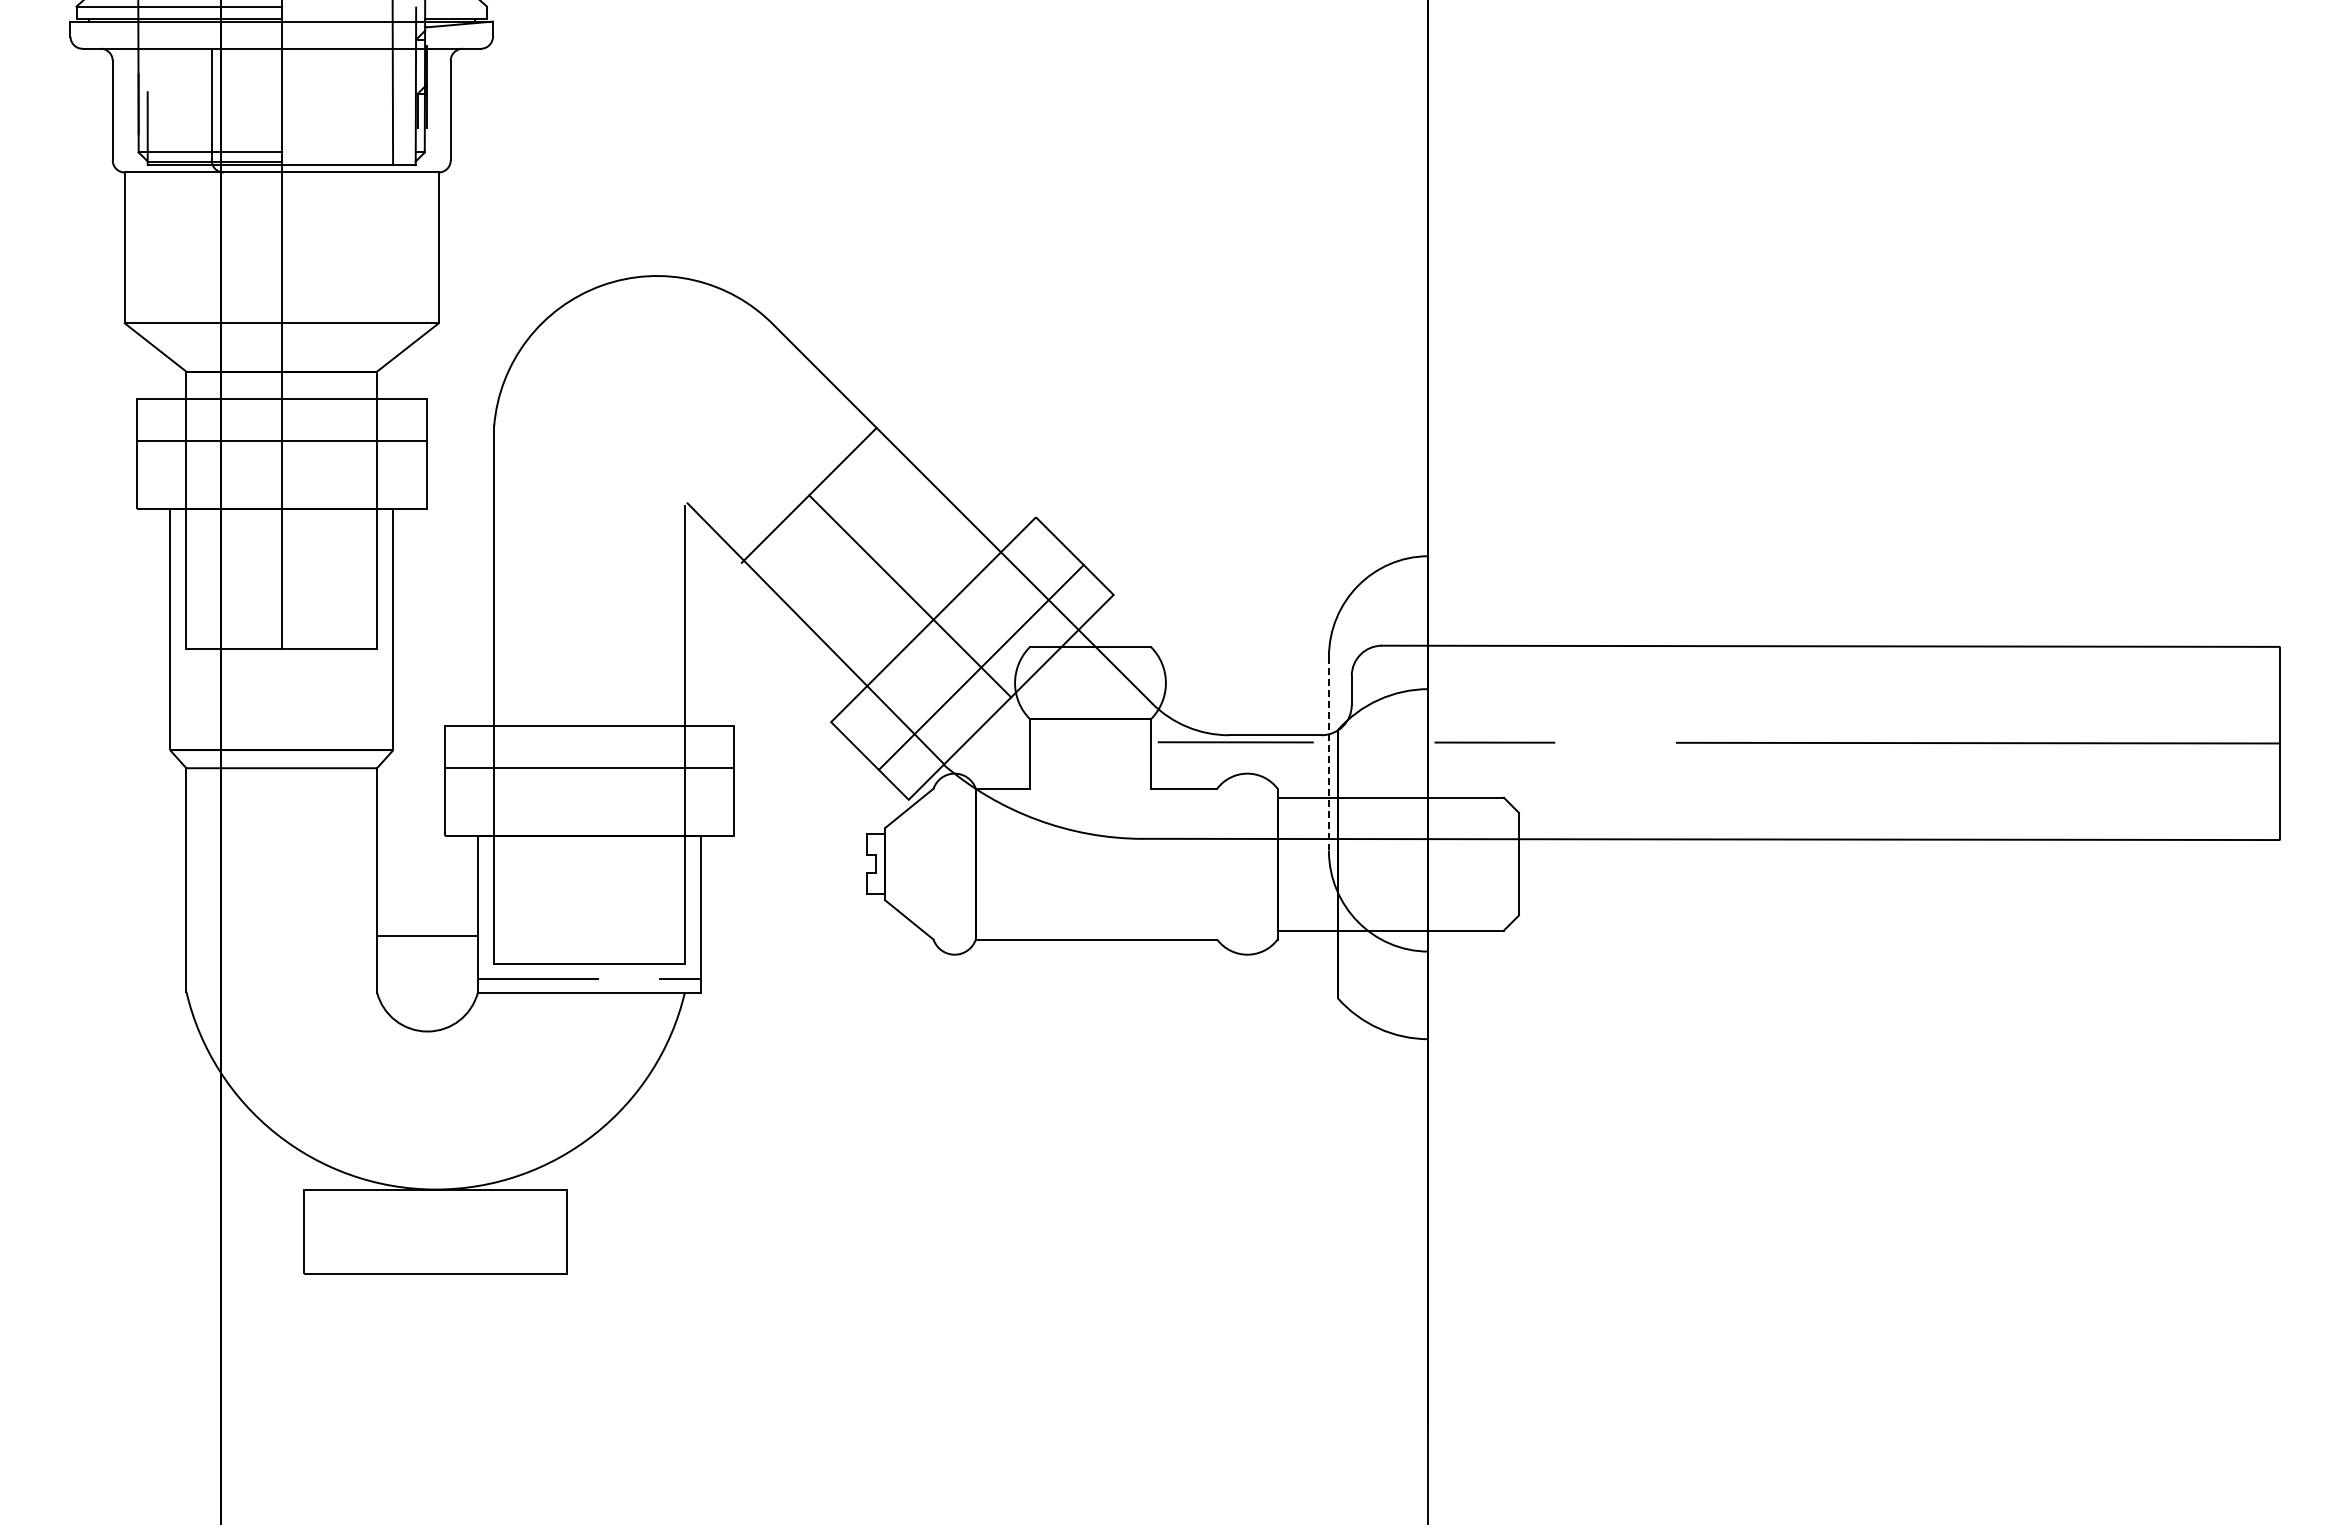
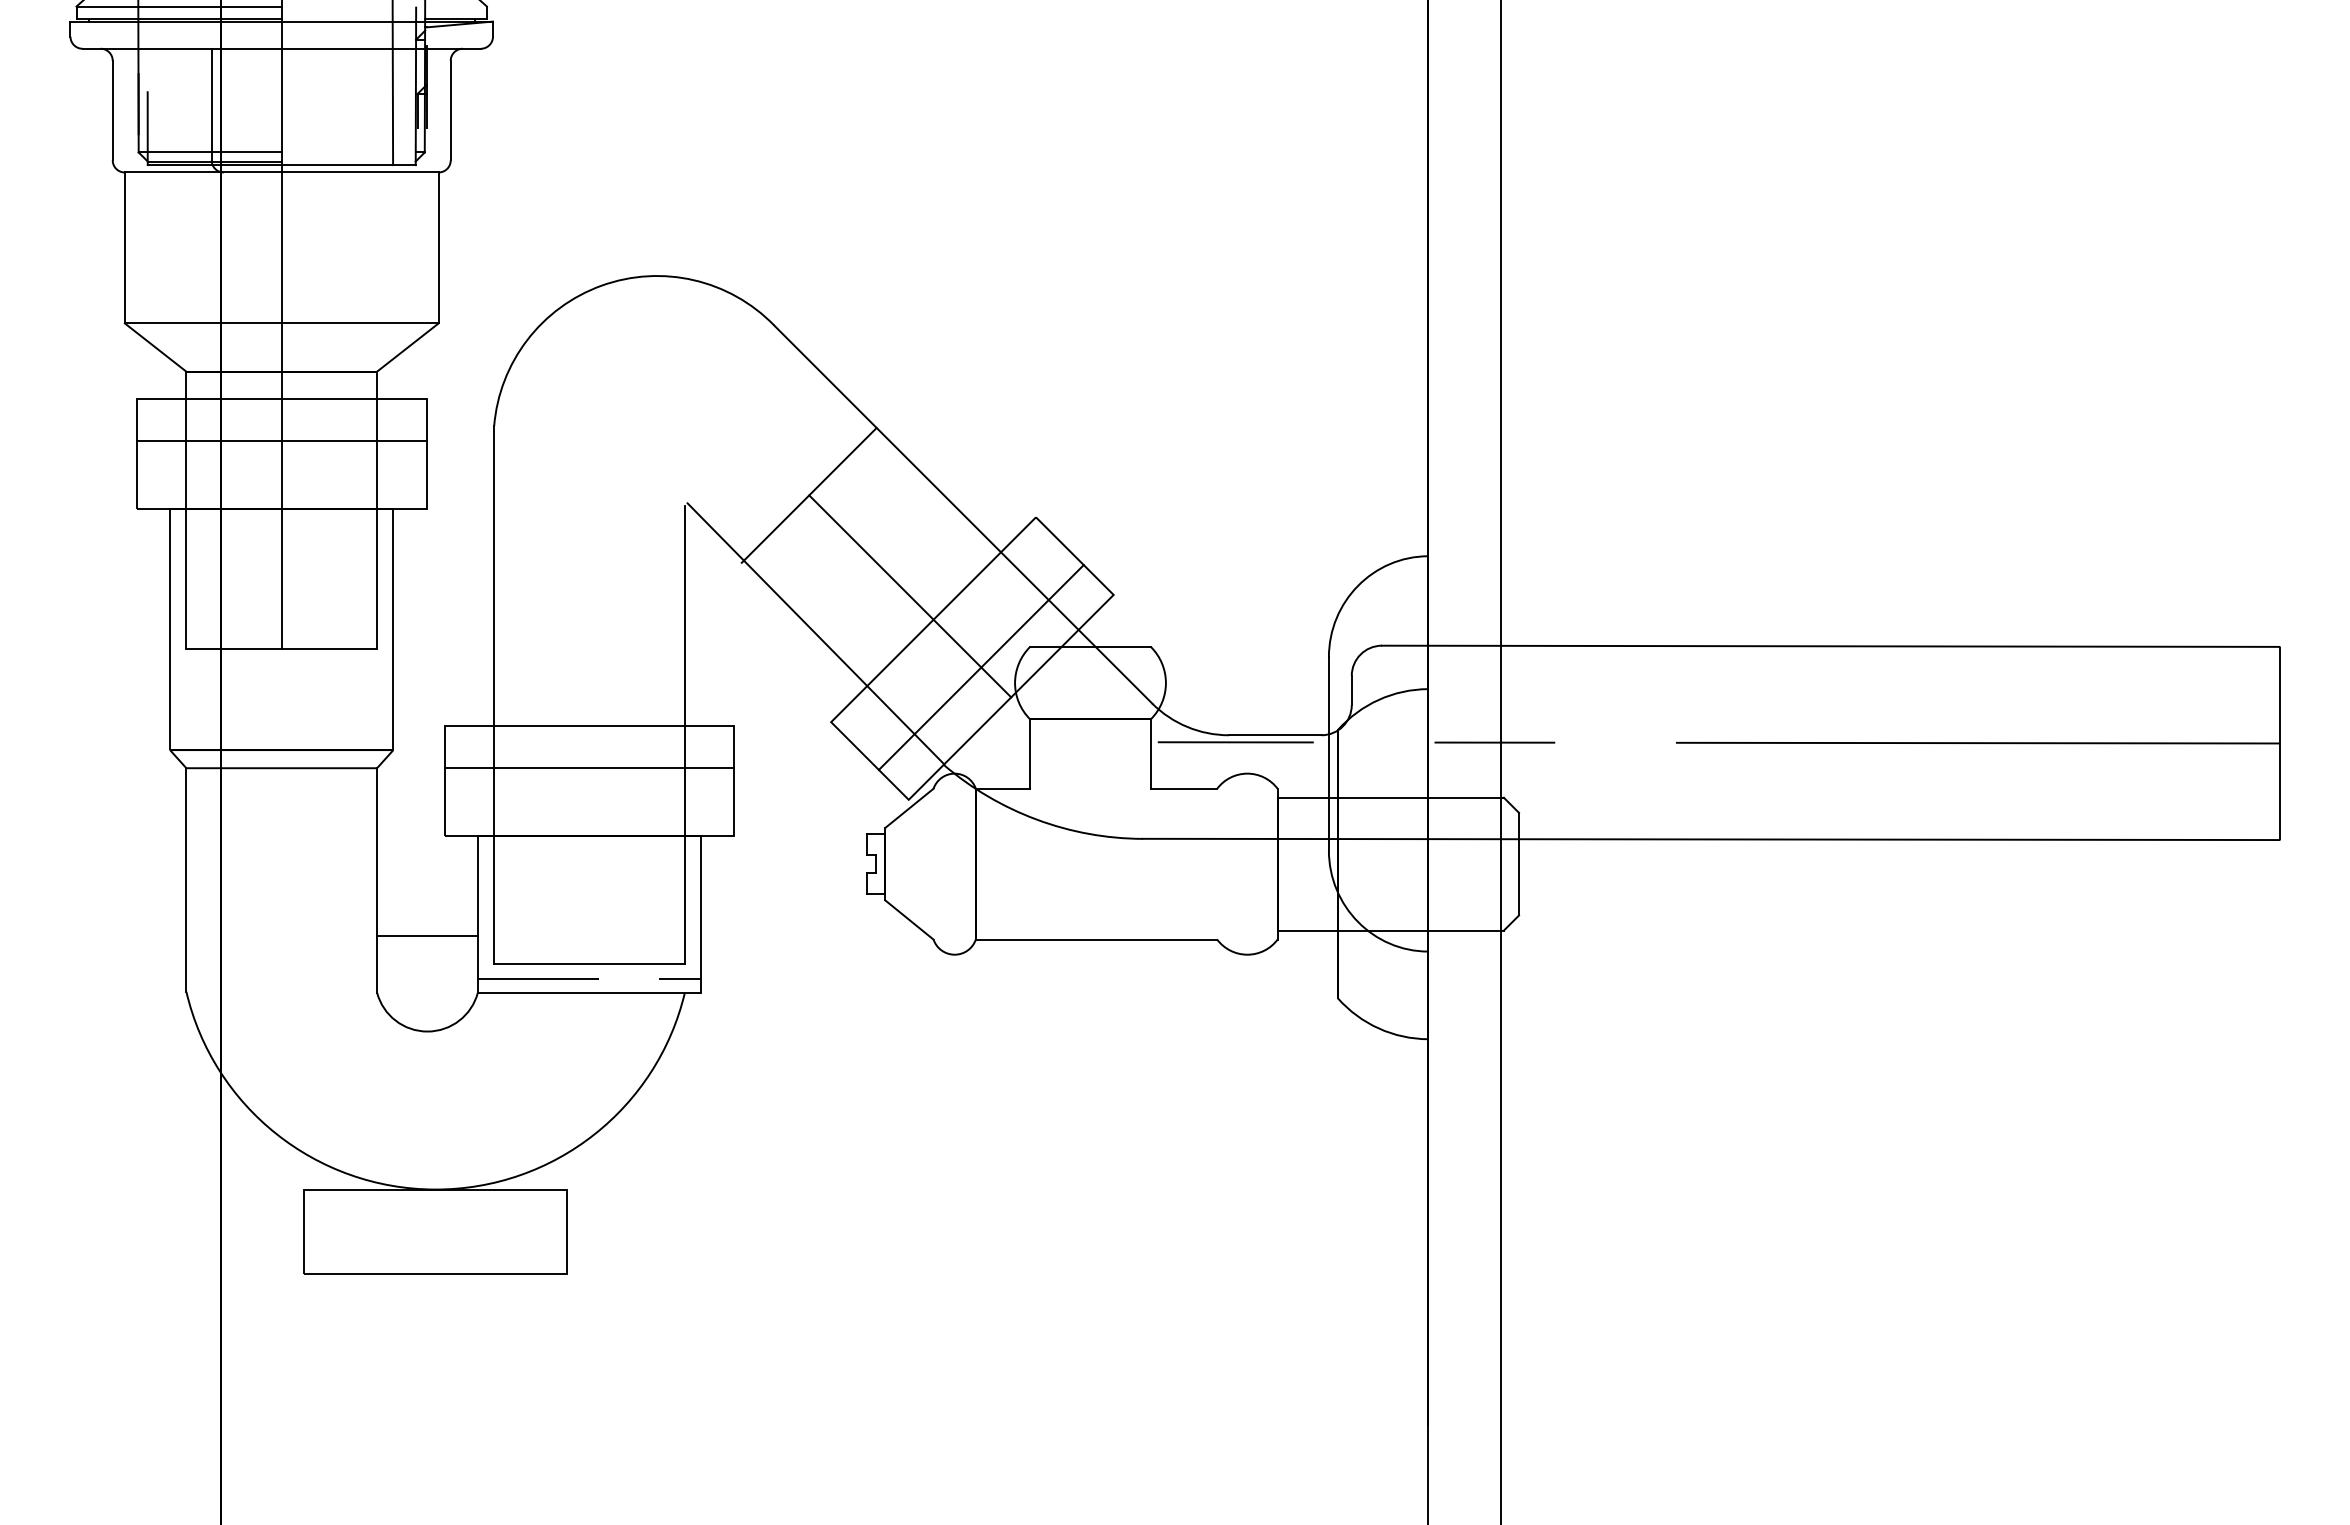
line: dashed -> solid (1328, 753)
line: none -> present (1500, 761)
